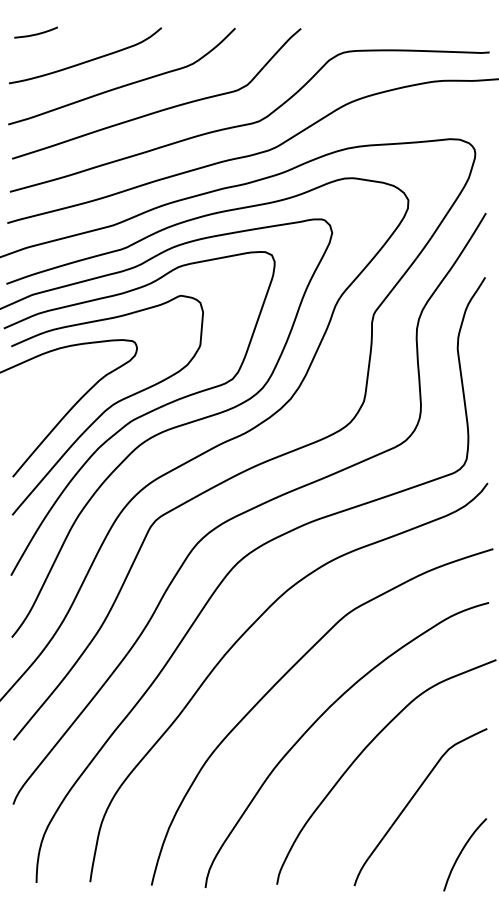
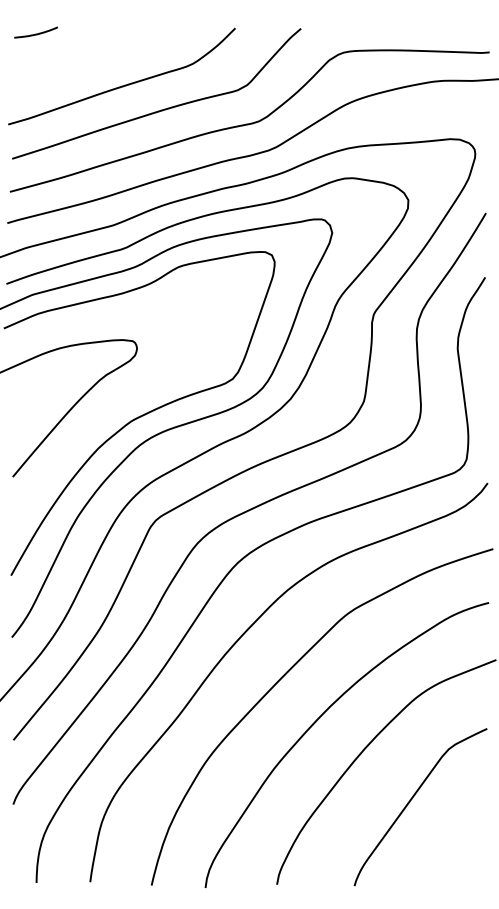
curve: present -> none (87, 60)
curve: present -> none (109, 406)
curve: present -> none (461, 853)
